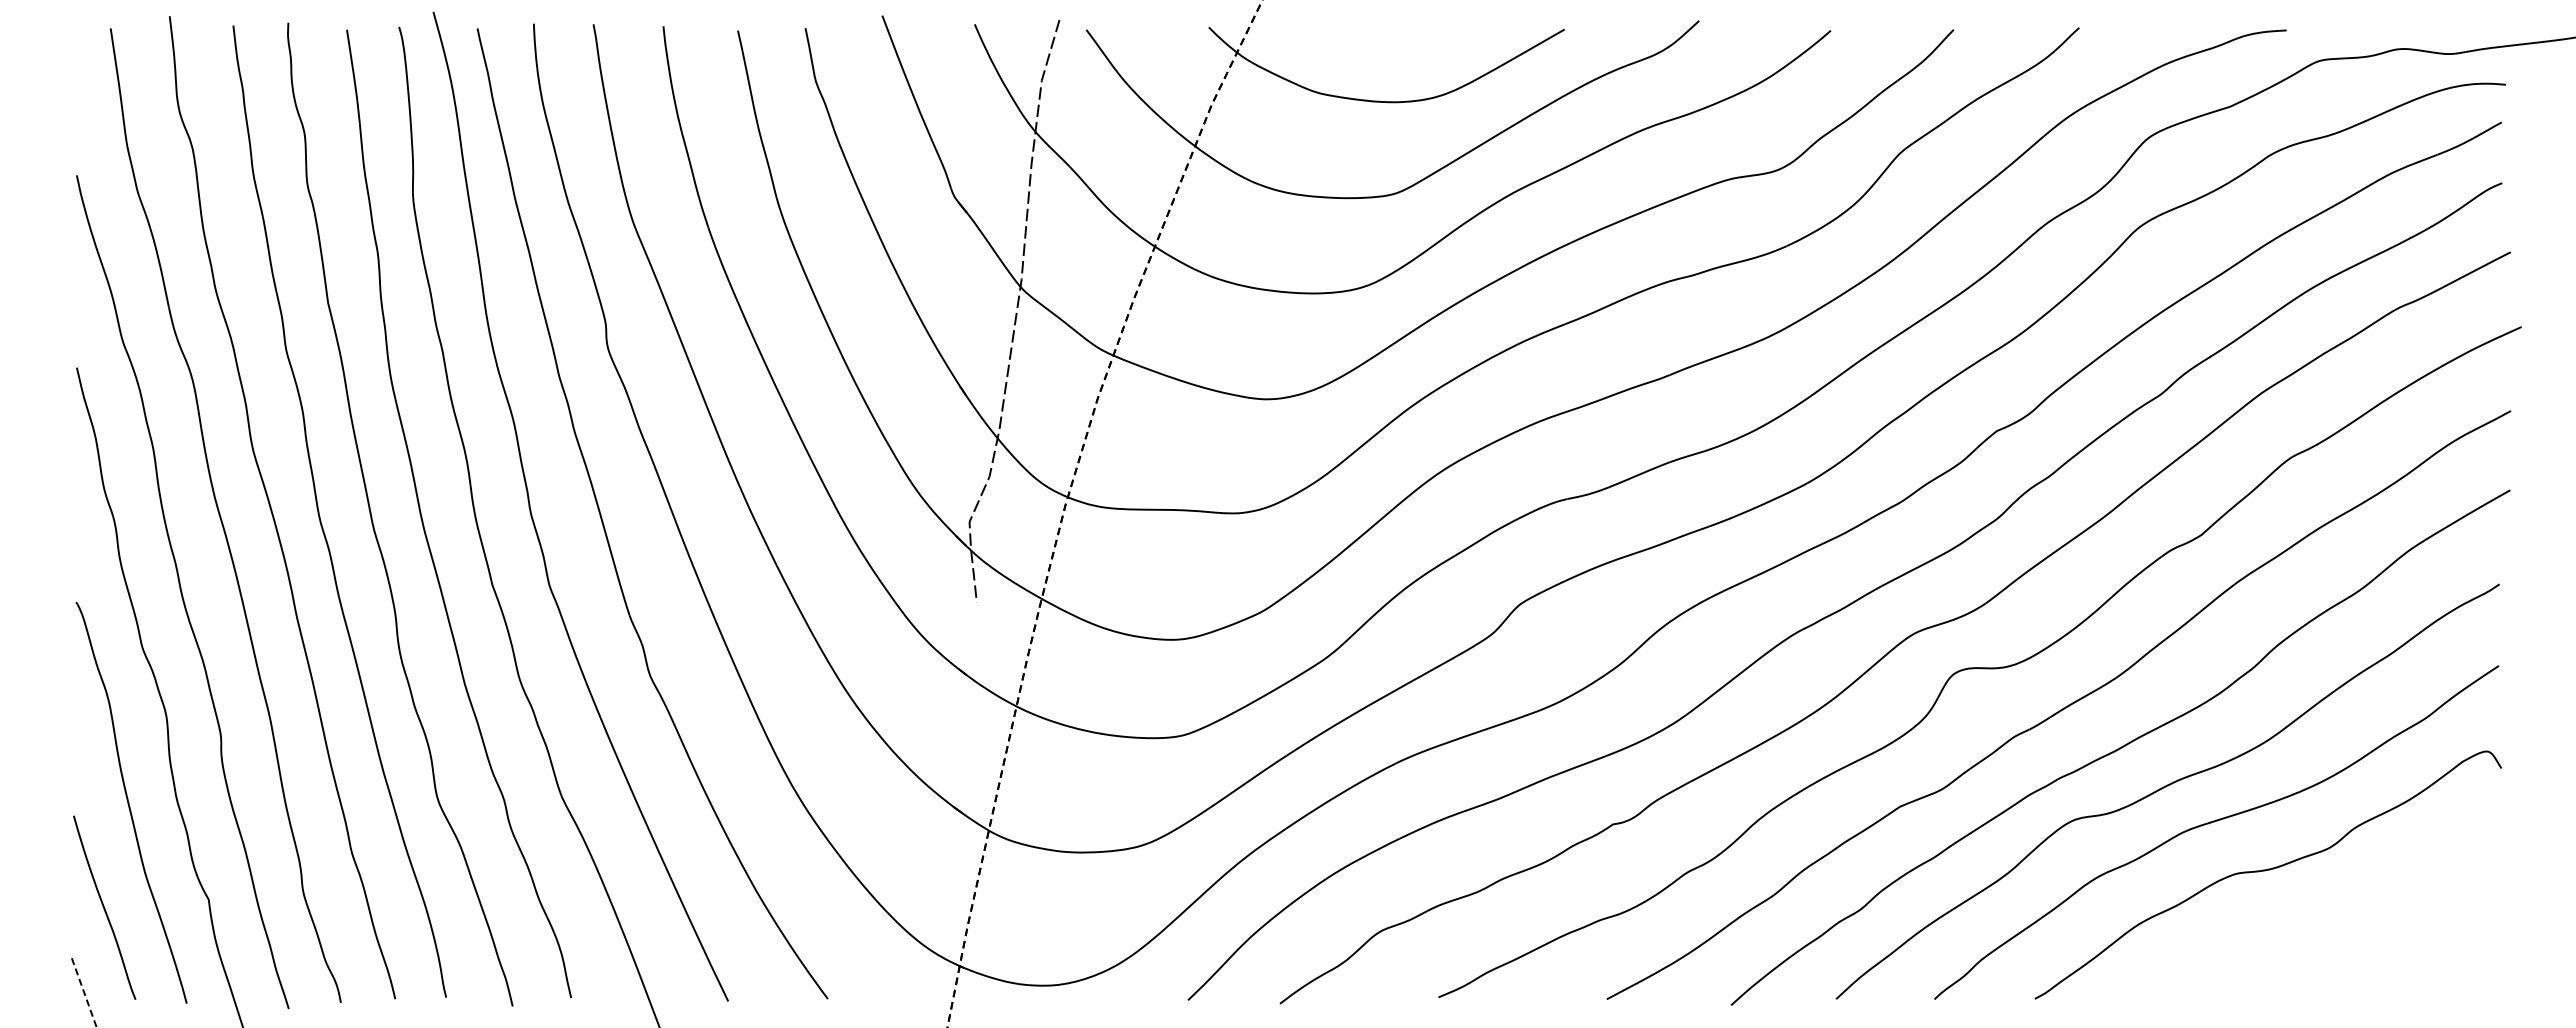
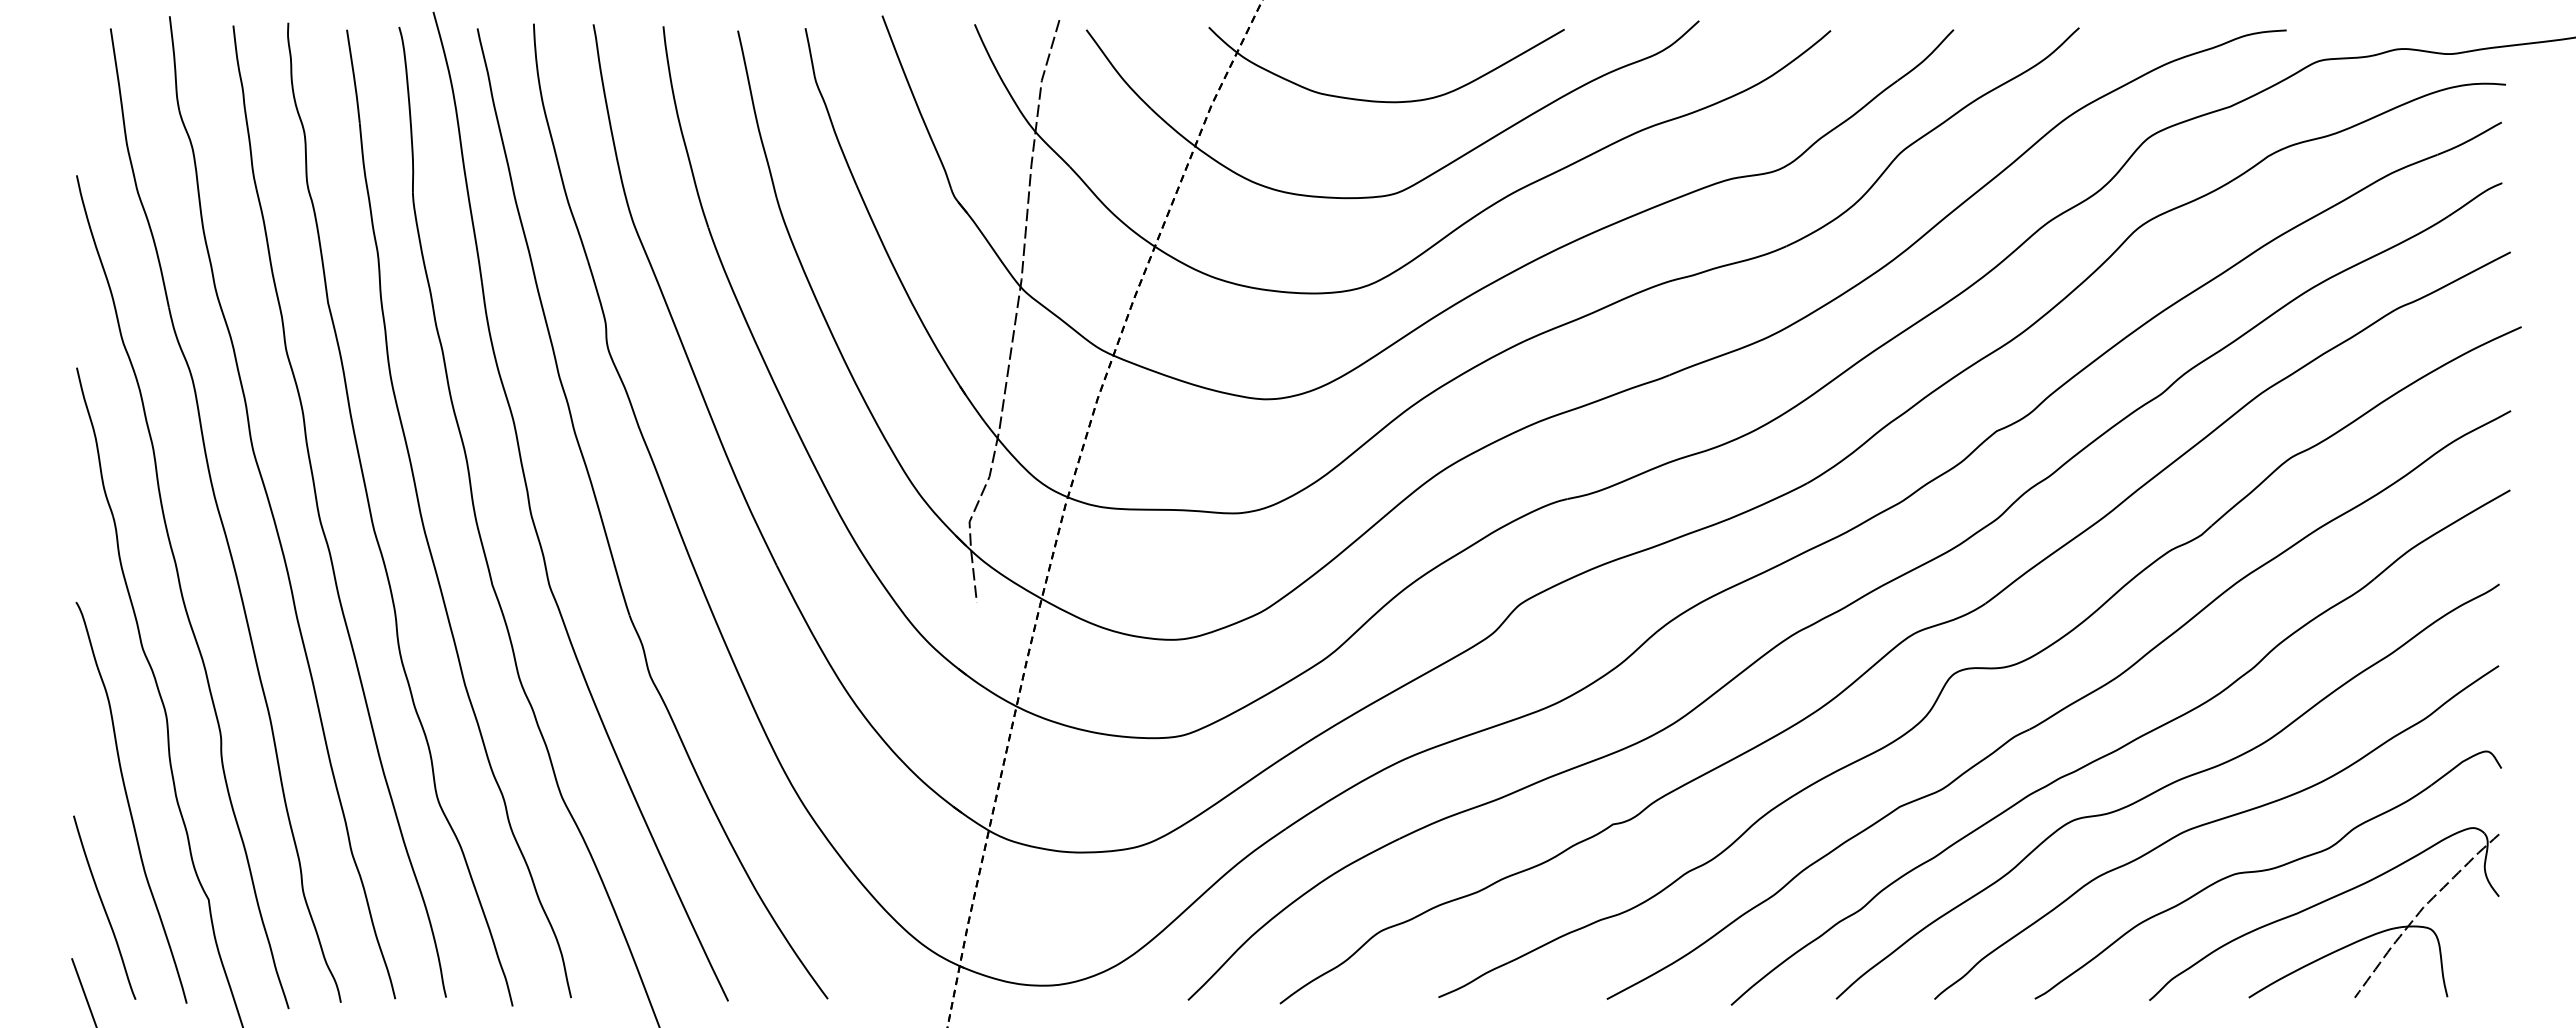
part: none -> present (2320, 904)
line: dashed -> solid (84, 992)
